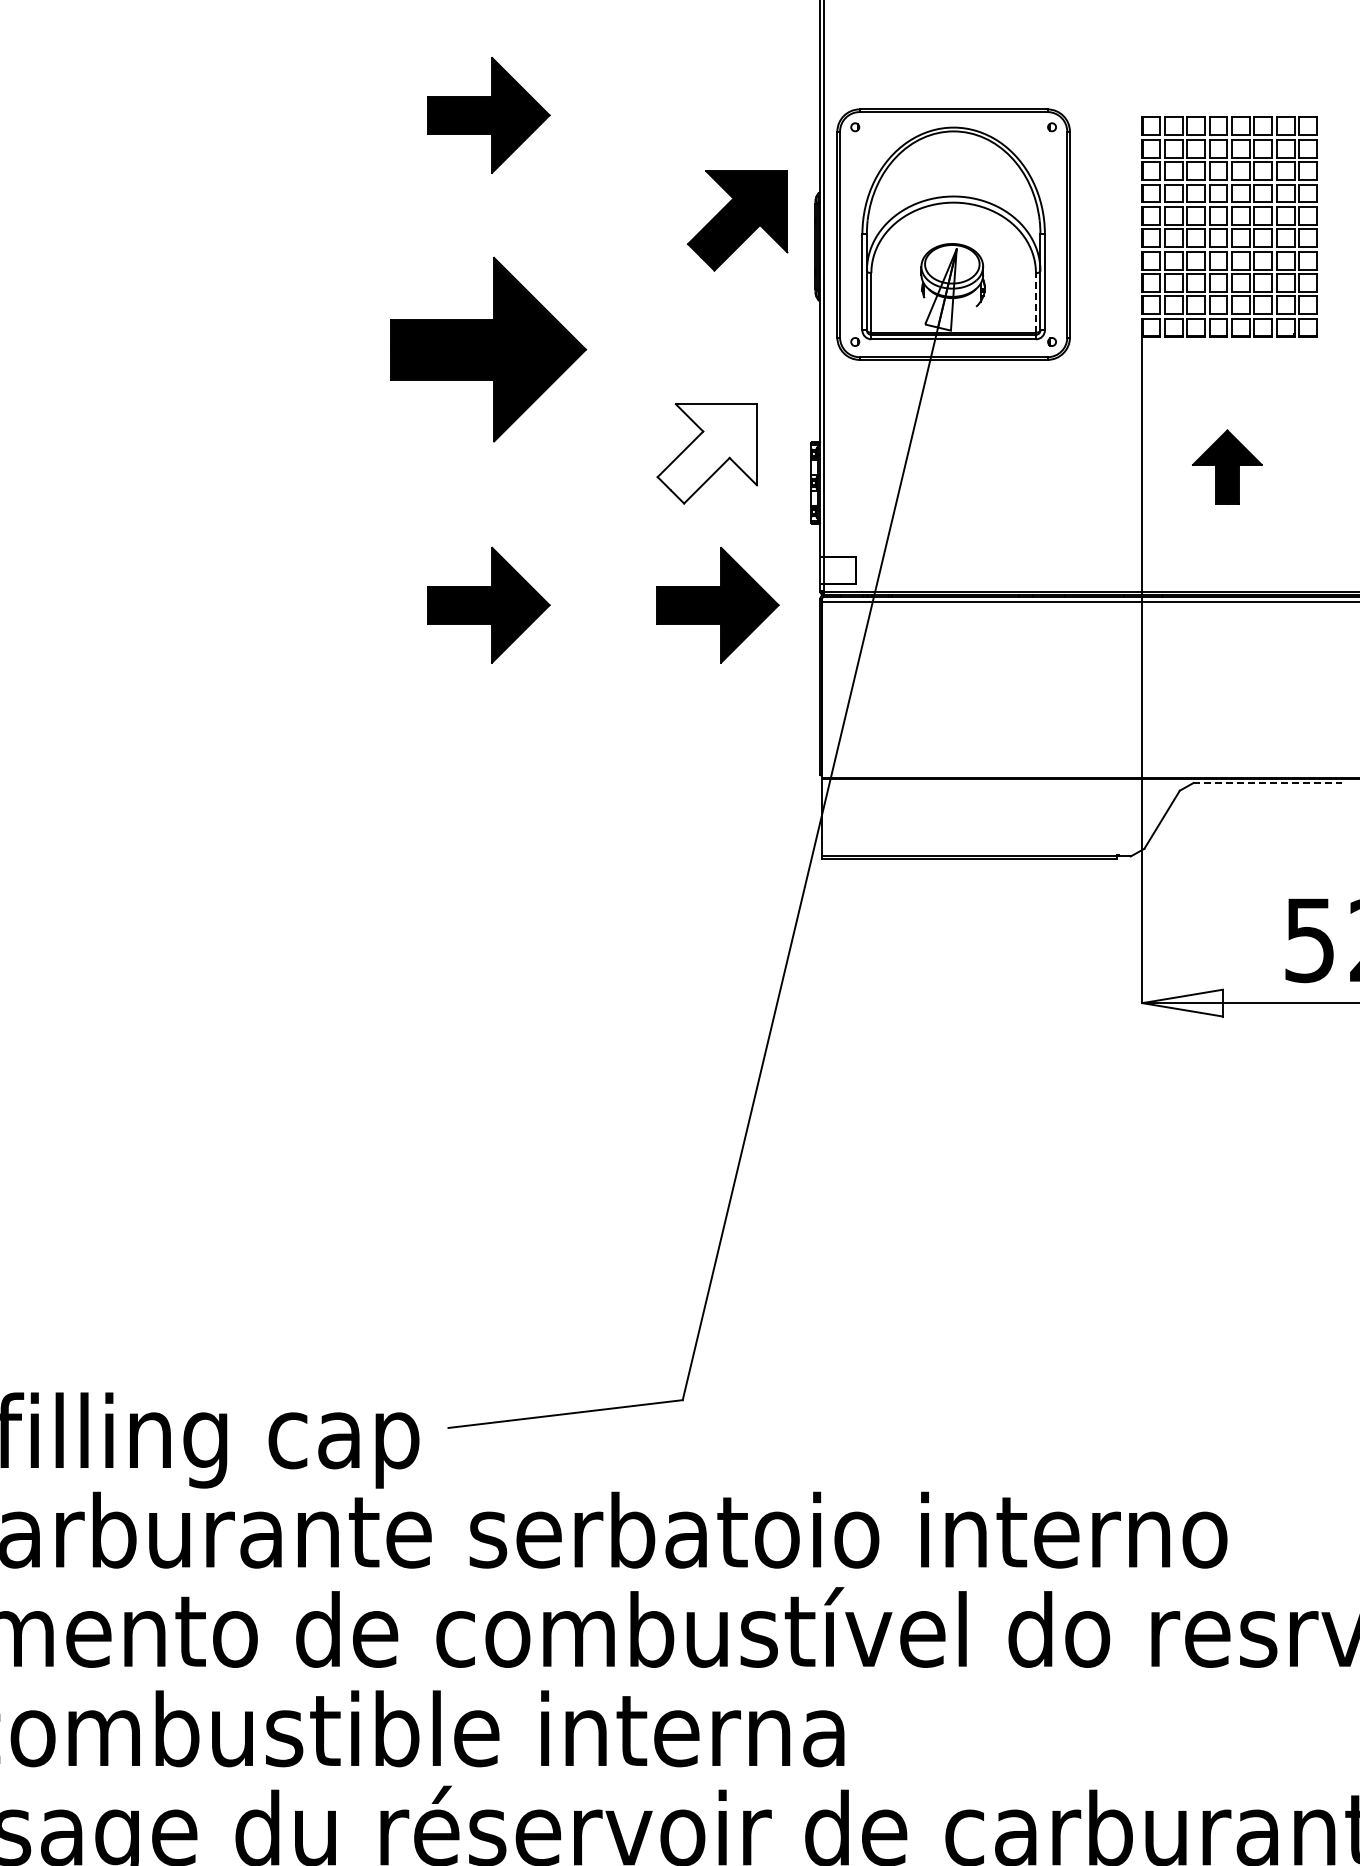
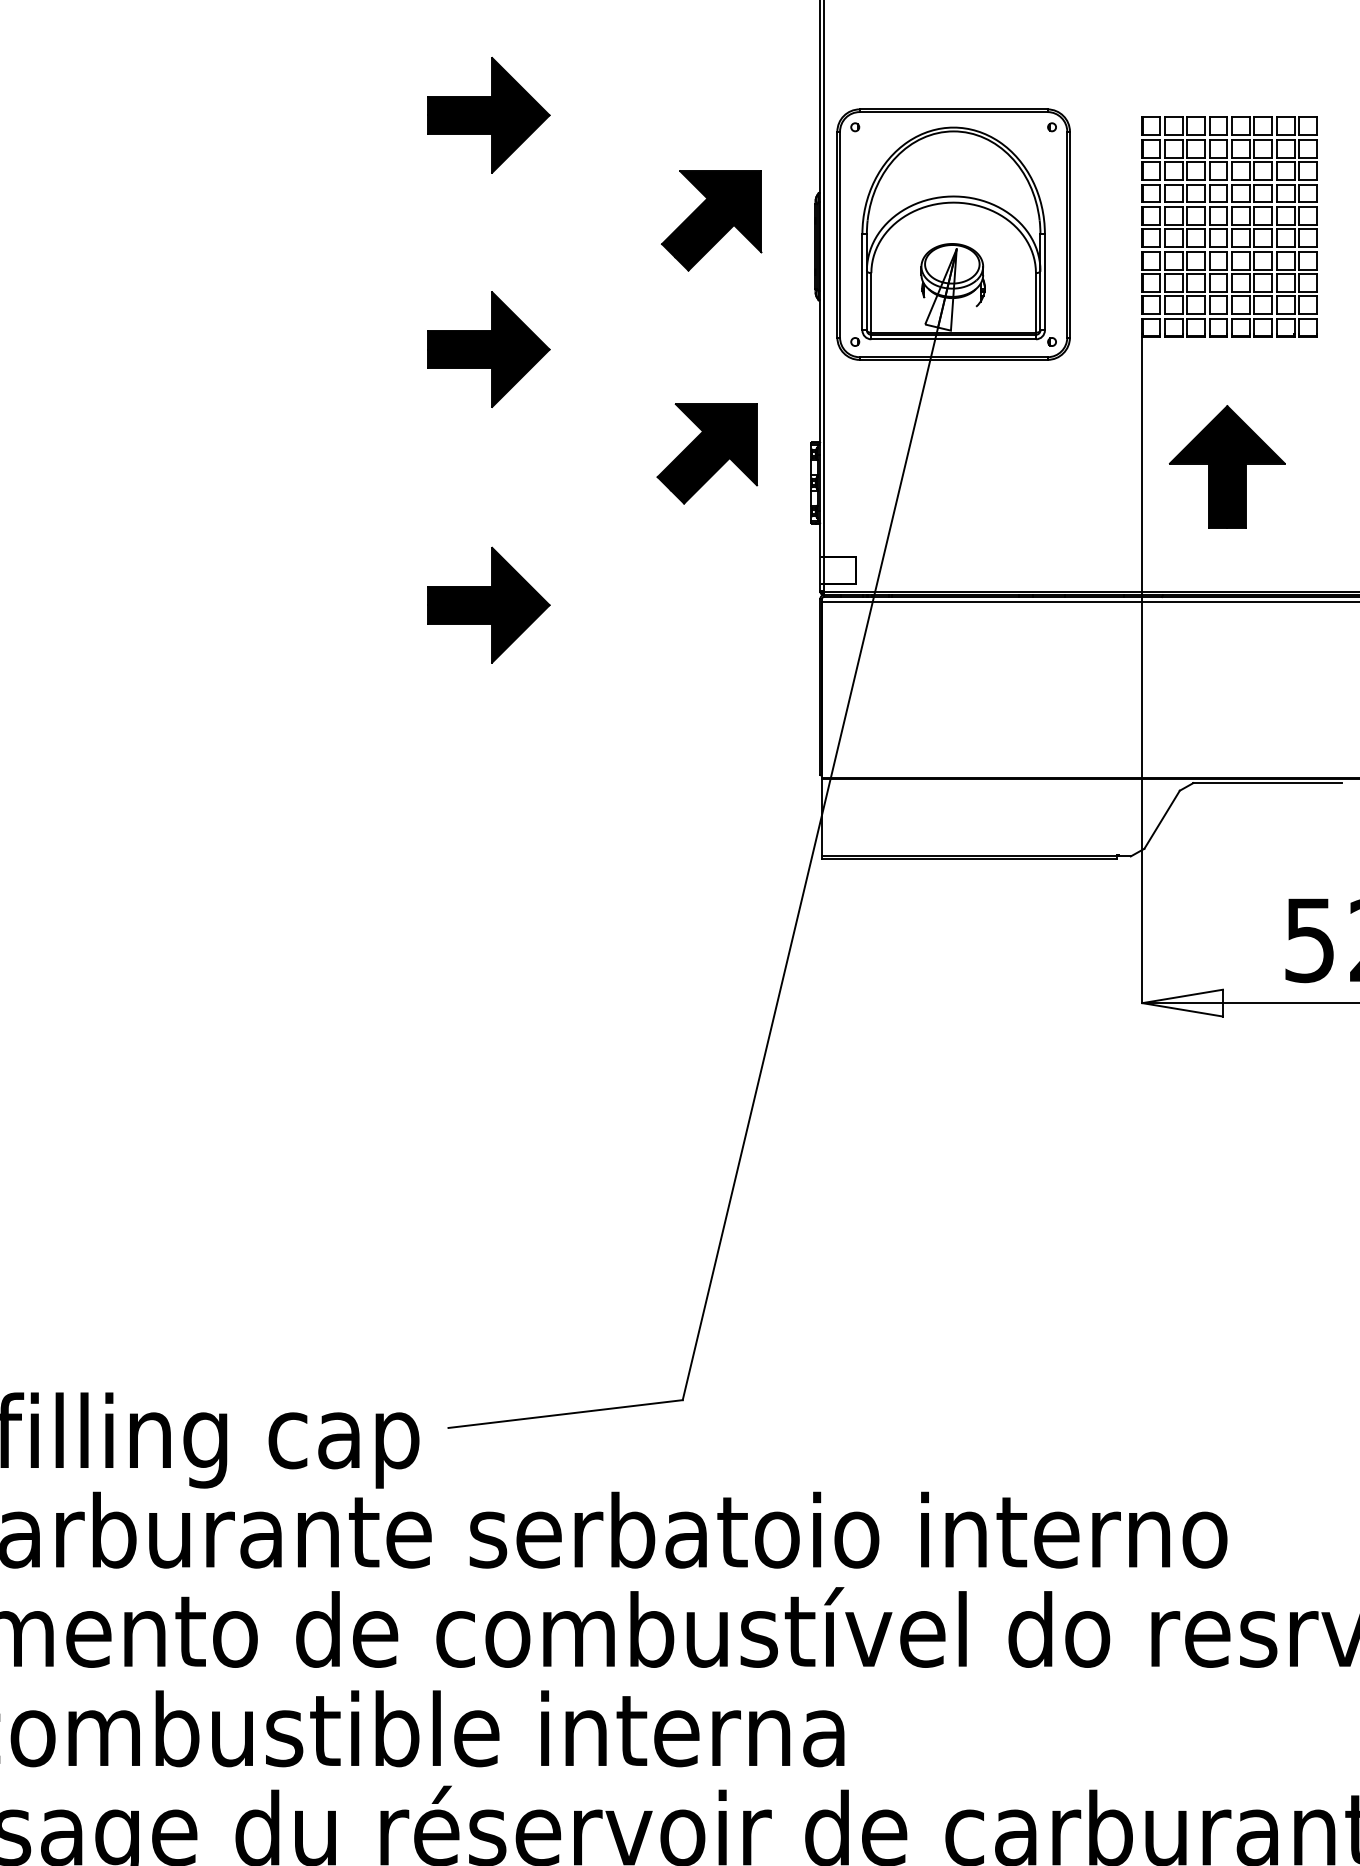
part position: (737, 220) -> (711, 220) (711, 220)
line: dashed -> solid (1035, 302)
part size: 198x187 px -> 124x117 px (488, 349)
fill: none -> present (707, 453)
part size: 71x76 px -> 117x124 px (1227, 466)
part: present -> none (717, 604)
line: dashed -> solid (1268, 783)
